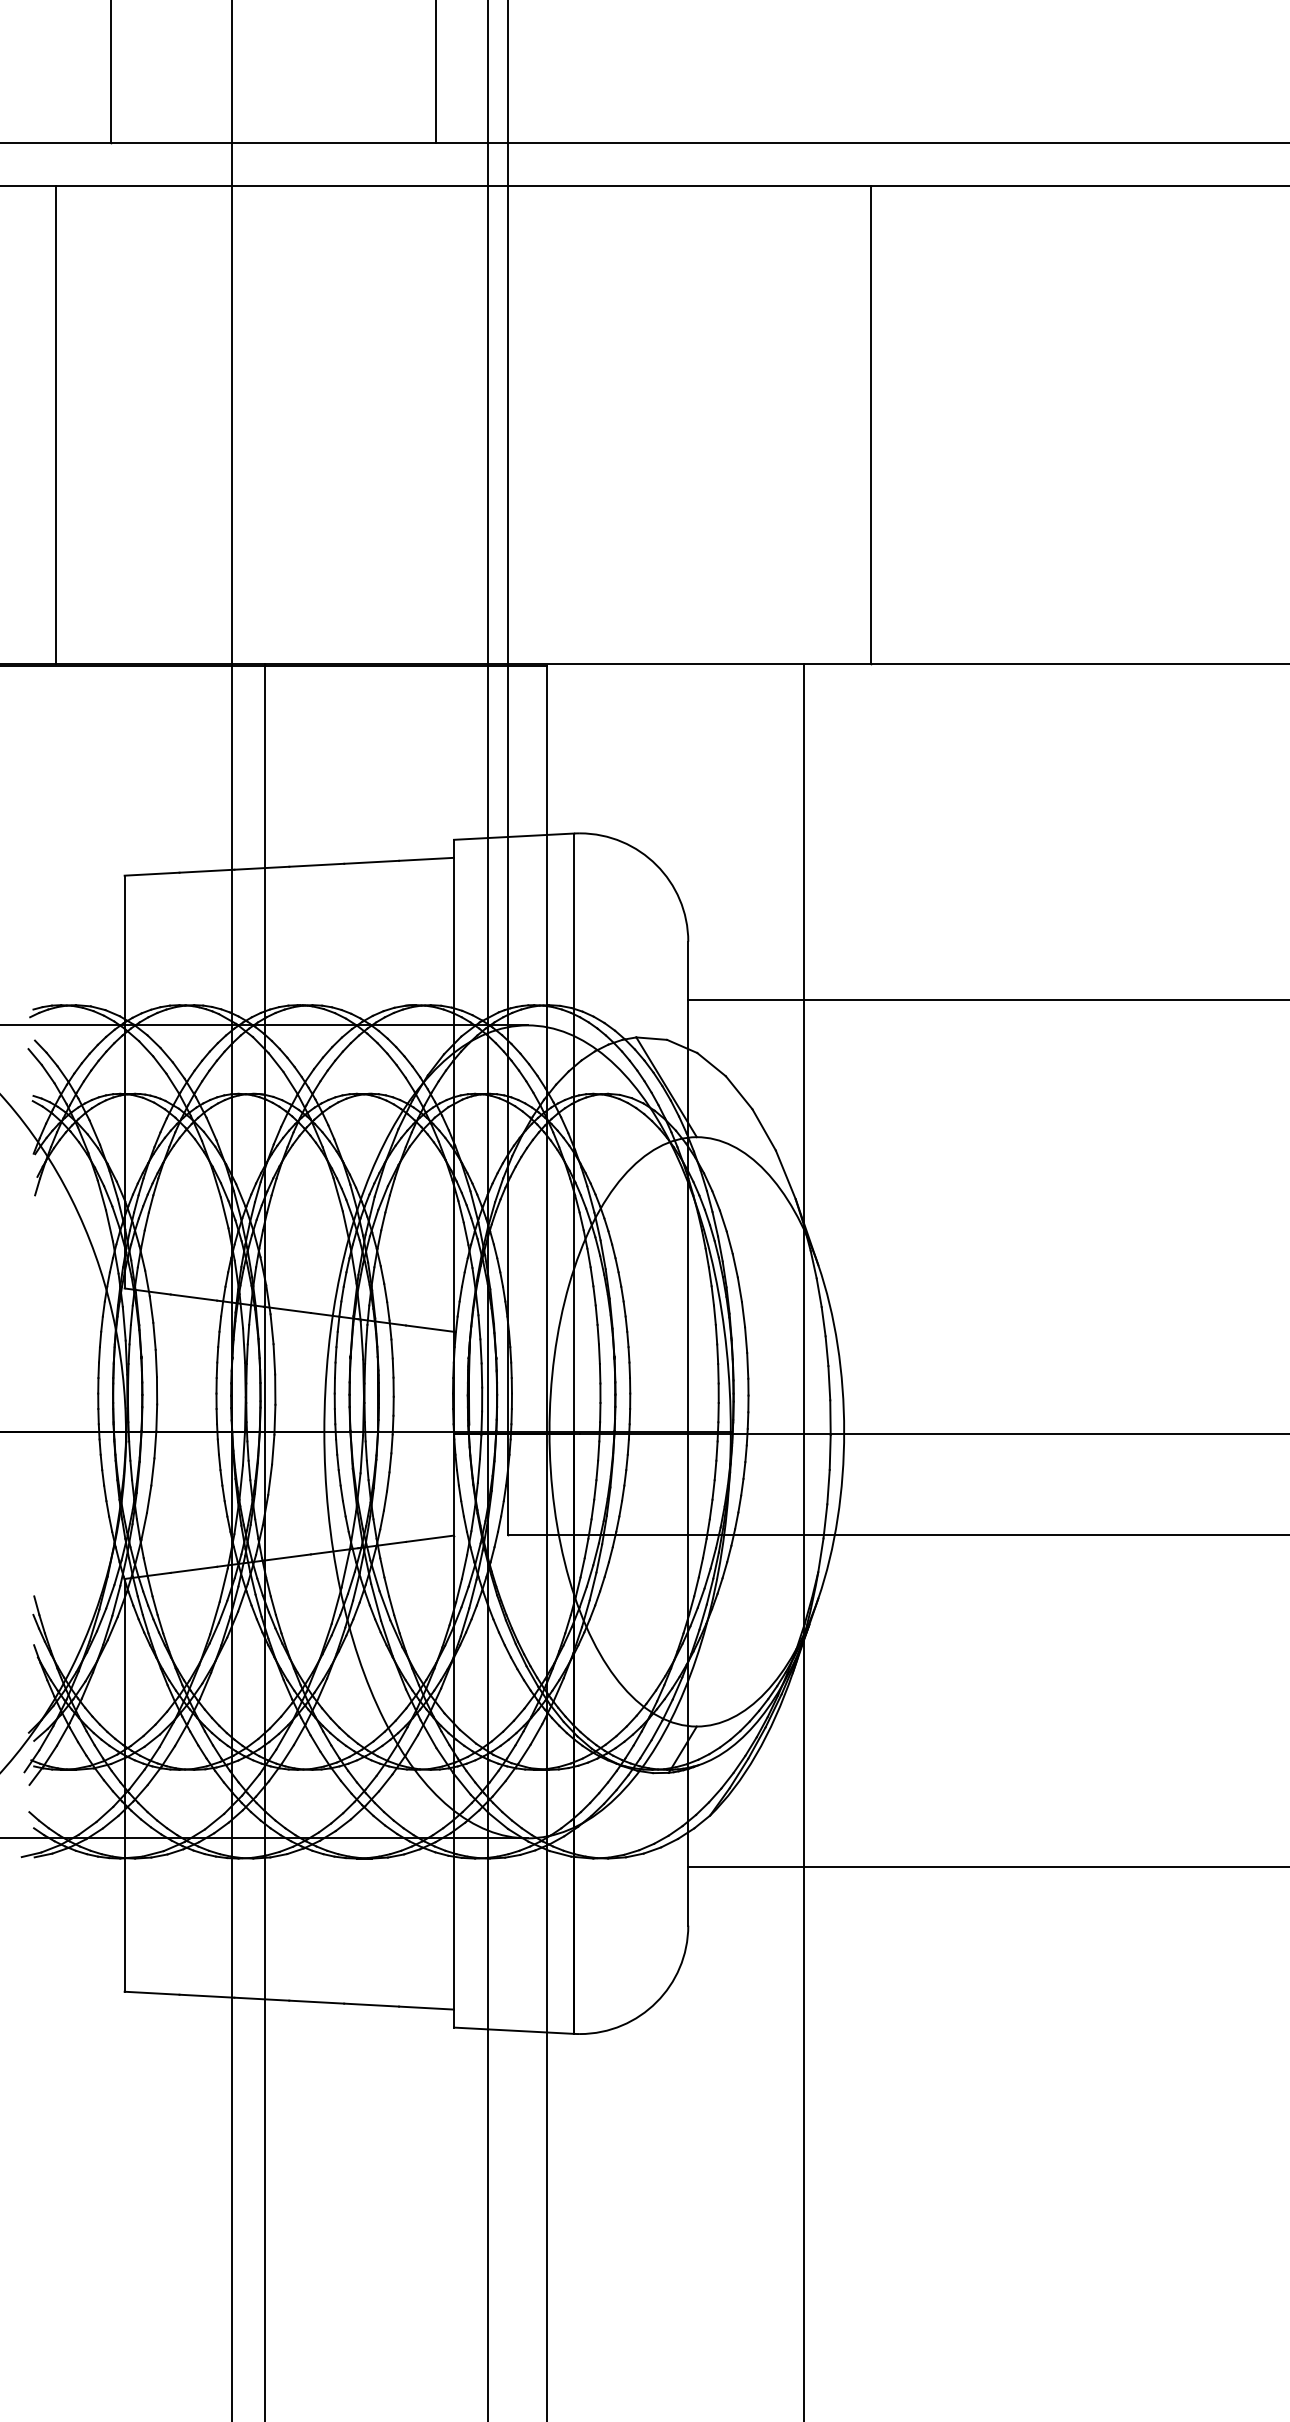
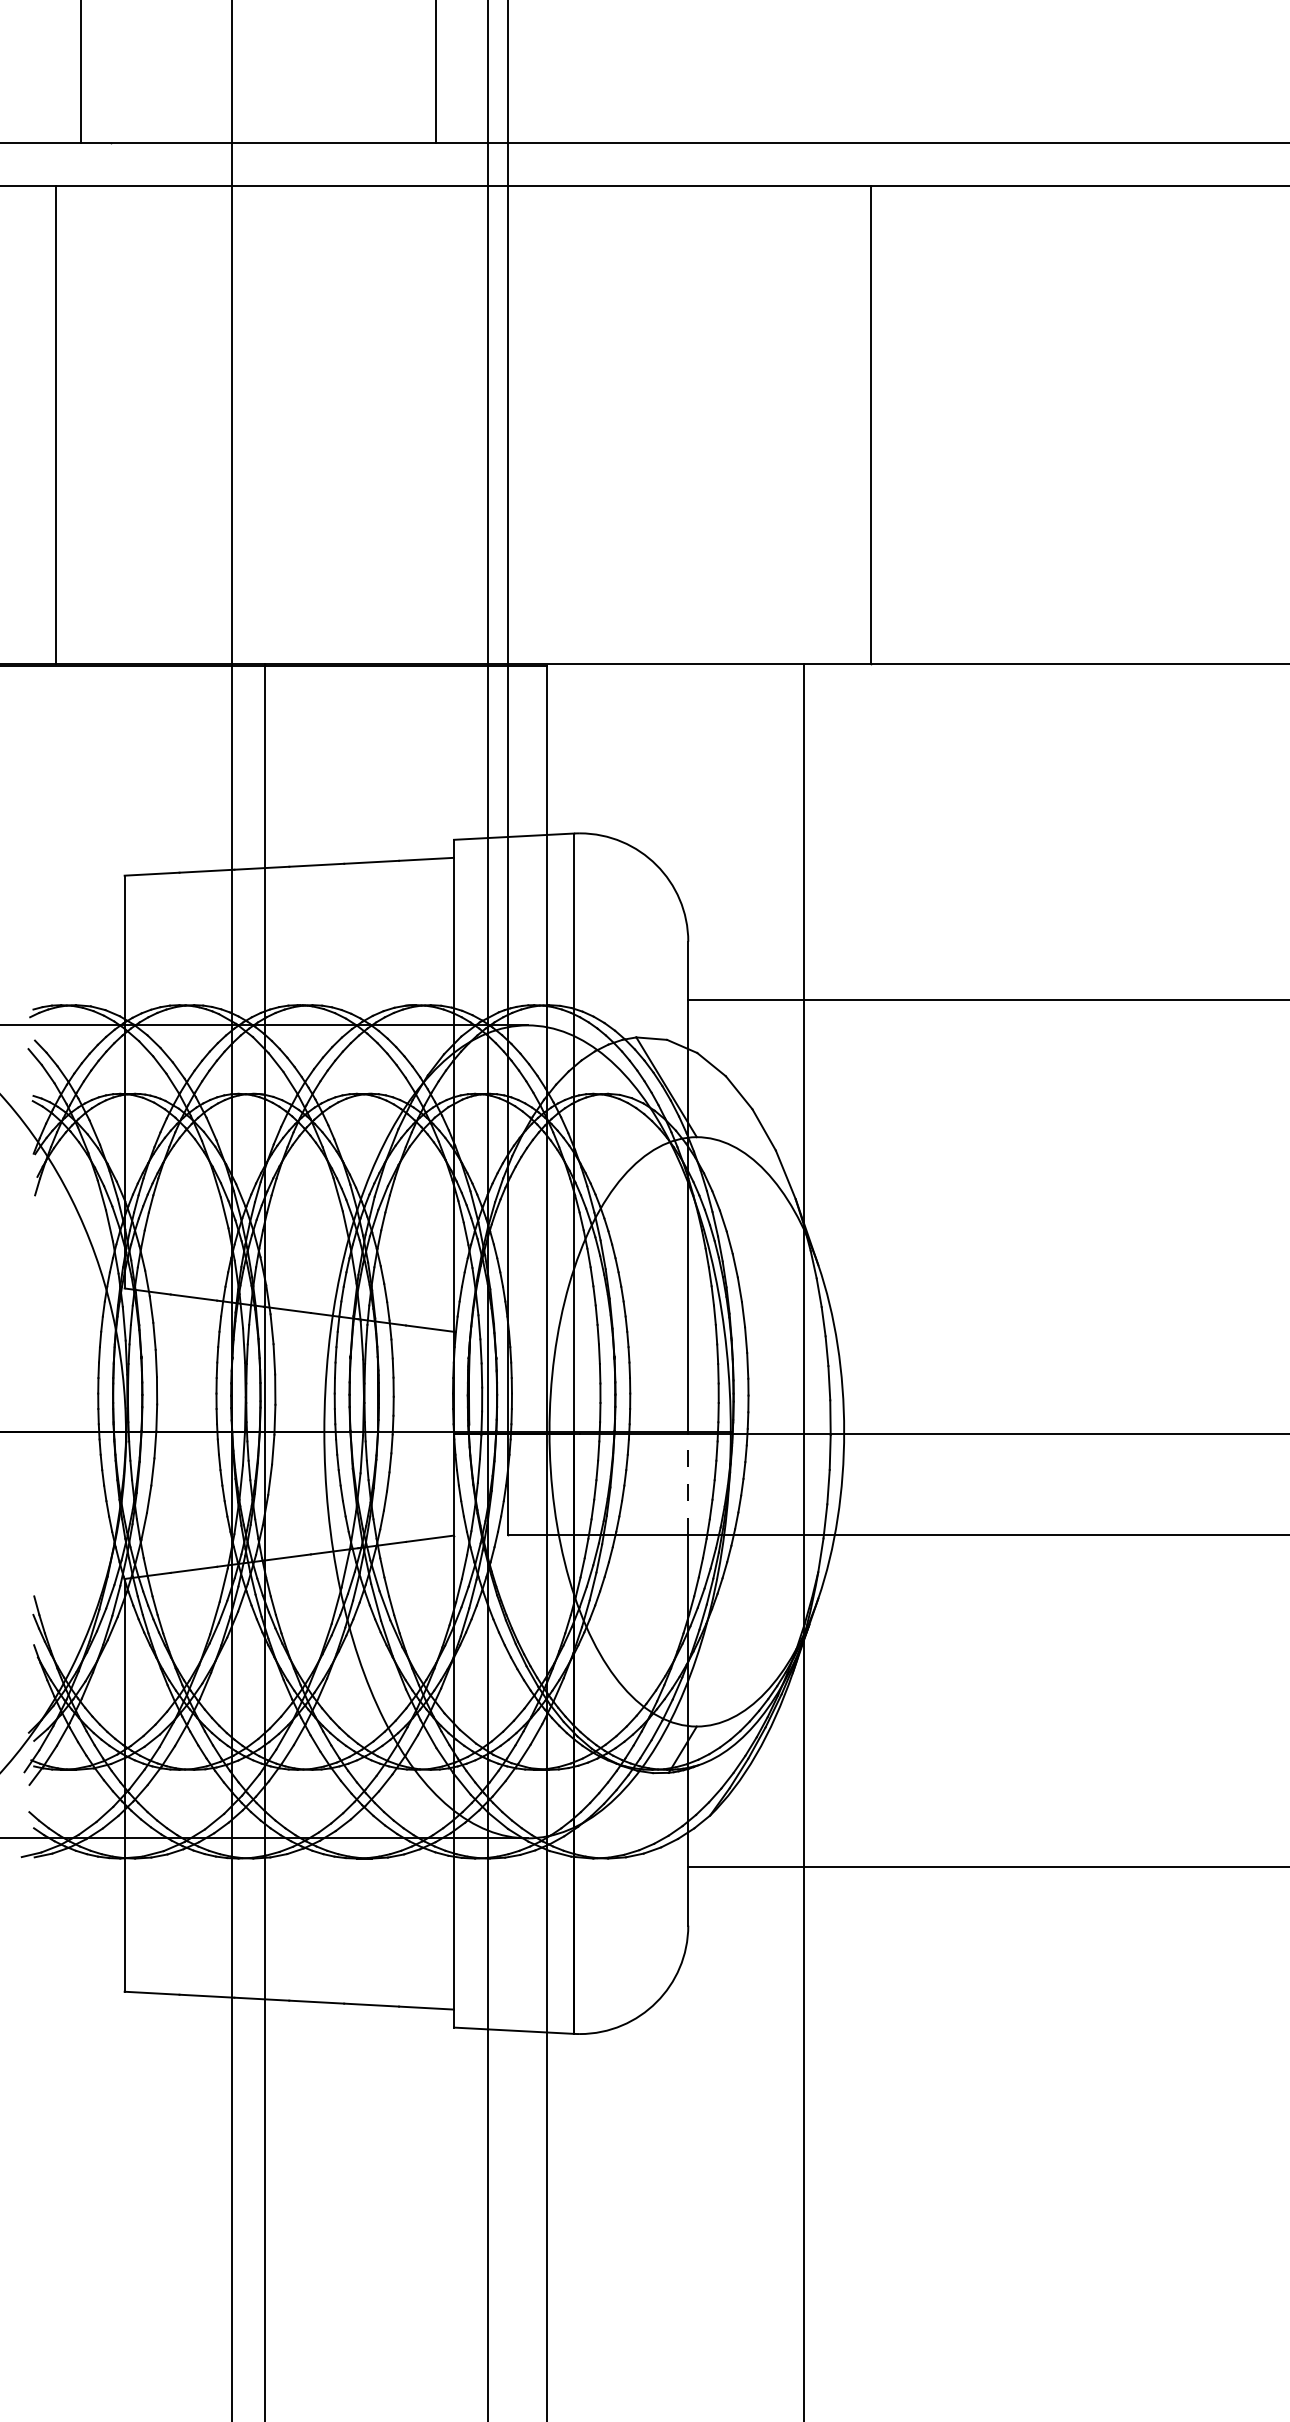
line position: (111, 72) -> (81, 72) (81, 72)
line: solid -> dashed (688, 1484)
